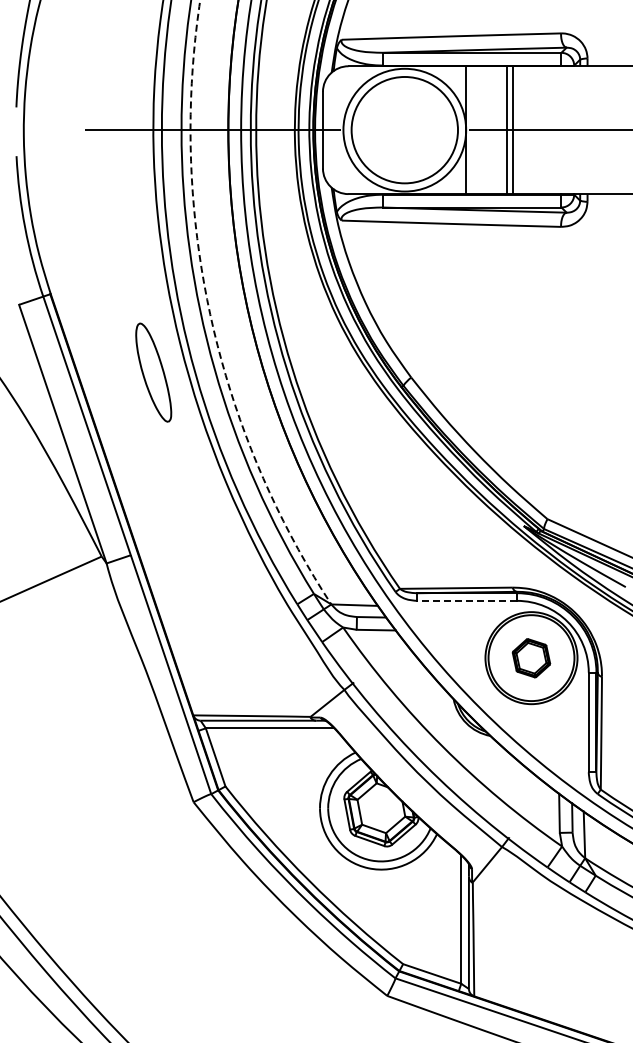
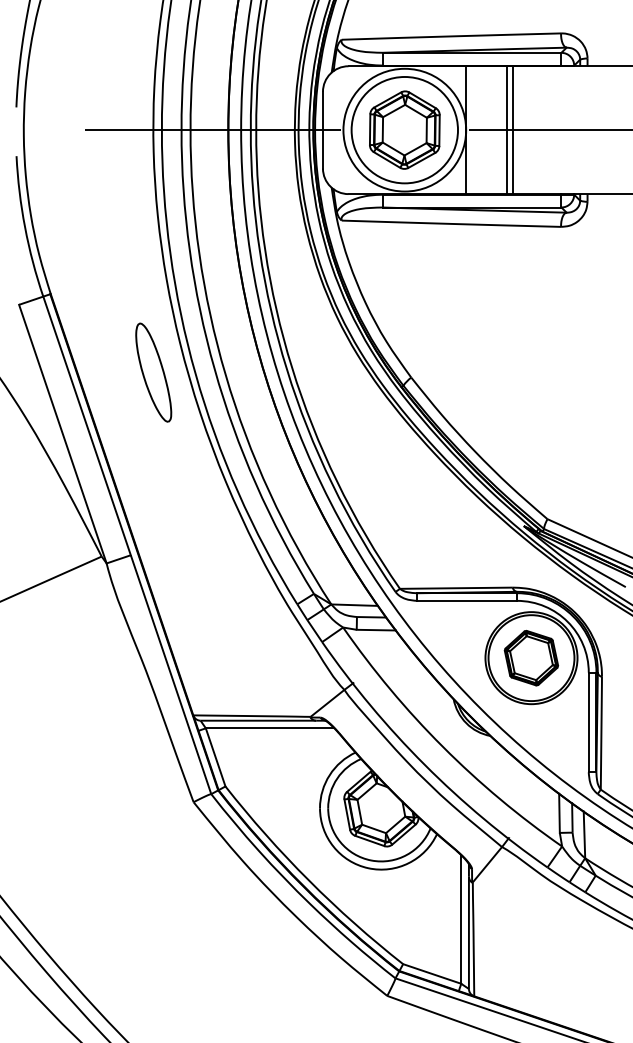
part: none -> present (404, 129)
arc: dashed -> solid (209, 312)
line: dashed -> solid (467, 600)
part size: 41x41 px -> 57x57 px (531, 658)
